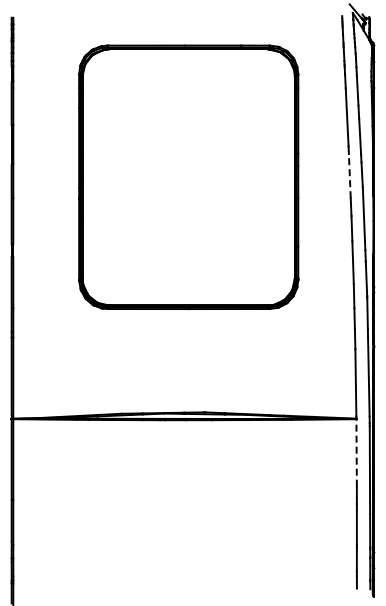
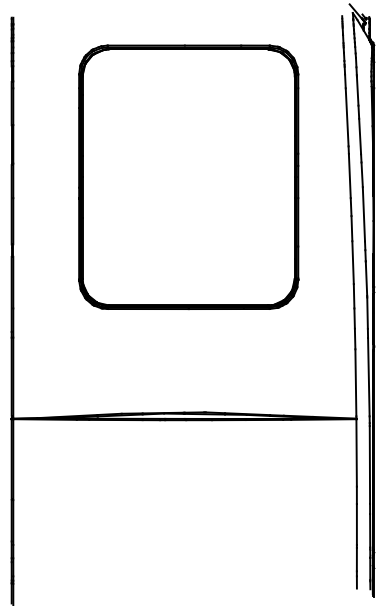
line: dashed -> solid (349, 175)
line: dashed -> solid (356, 452)
